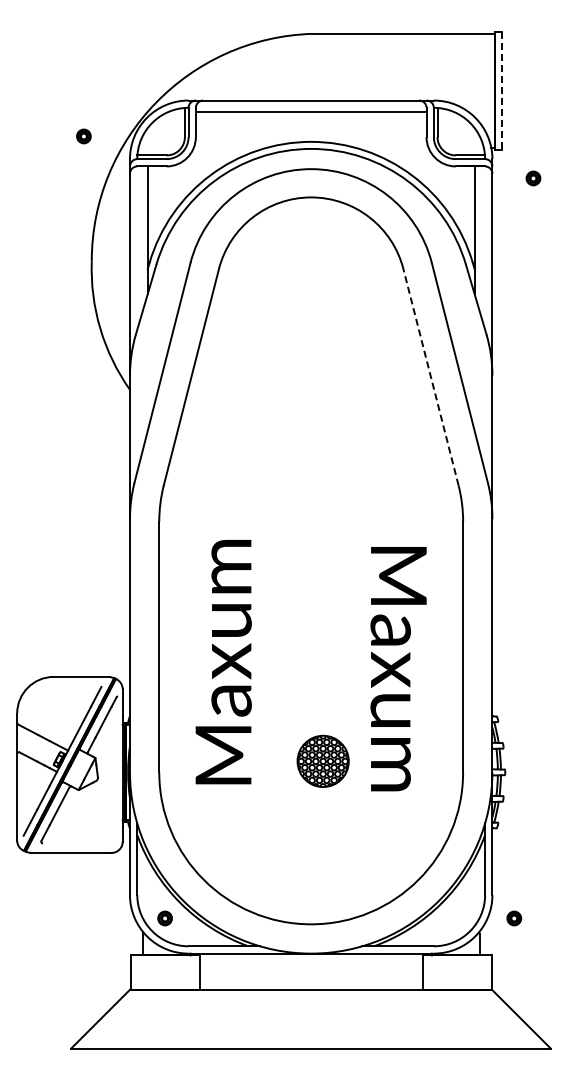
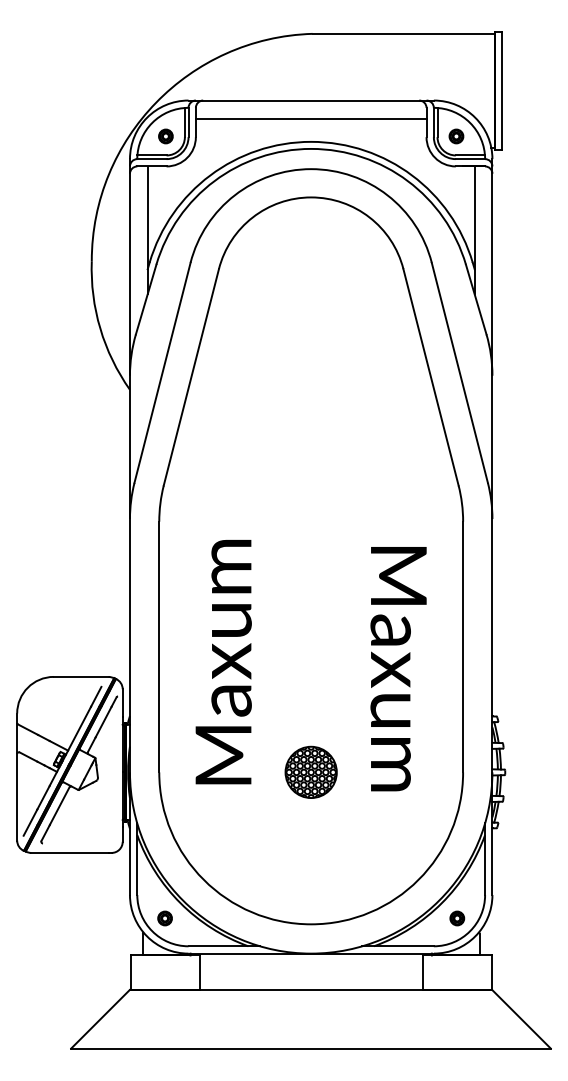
line: dashed -> solid (502, 91)
line position: (310, 111) -> (310, 118) (310, 118)
part position: (83, 136) -> (165, 136) (165, 136)
part position: (533, 178) -> (456, 136) (456, 136)
line: dashed -> solid (431, 377)
part position: (322, 760) -> (310, 771) (310, 771)
part position: (514, 918) -> (457, 918) (457, 918)
